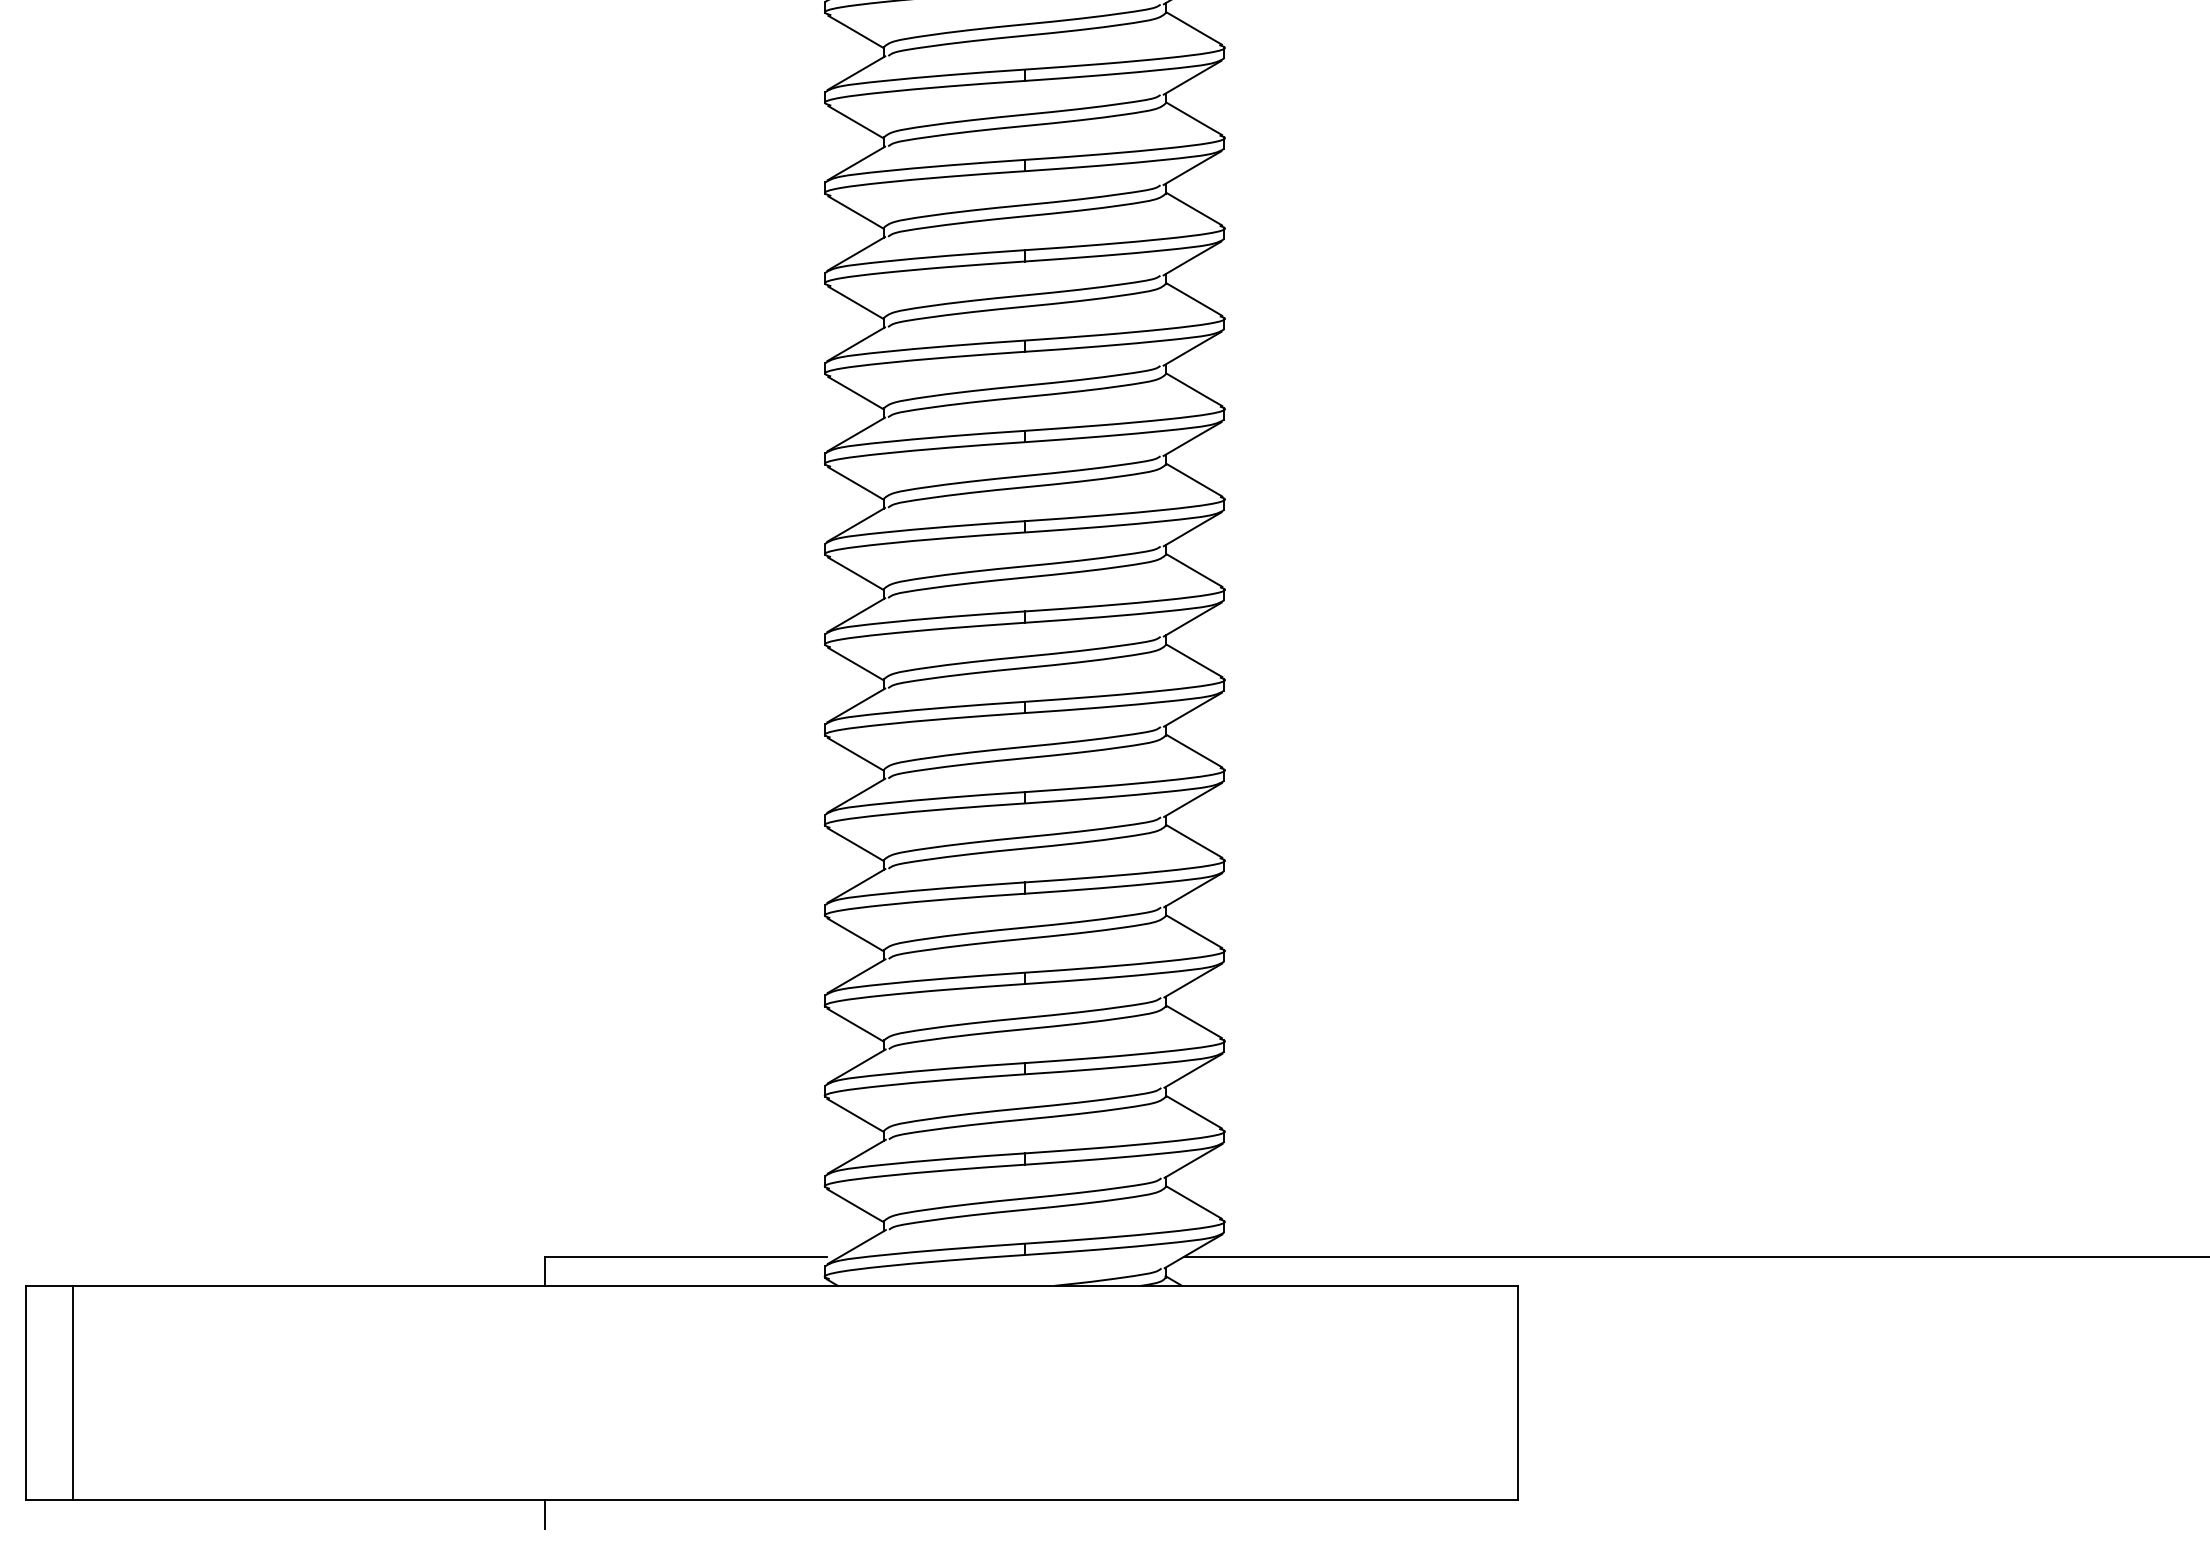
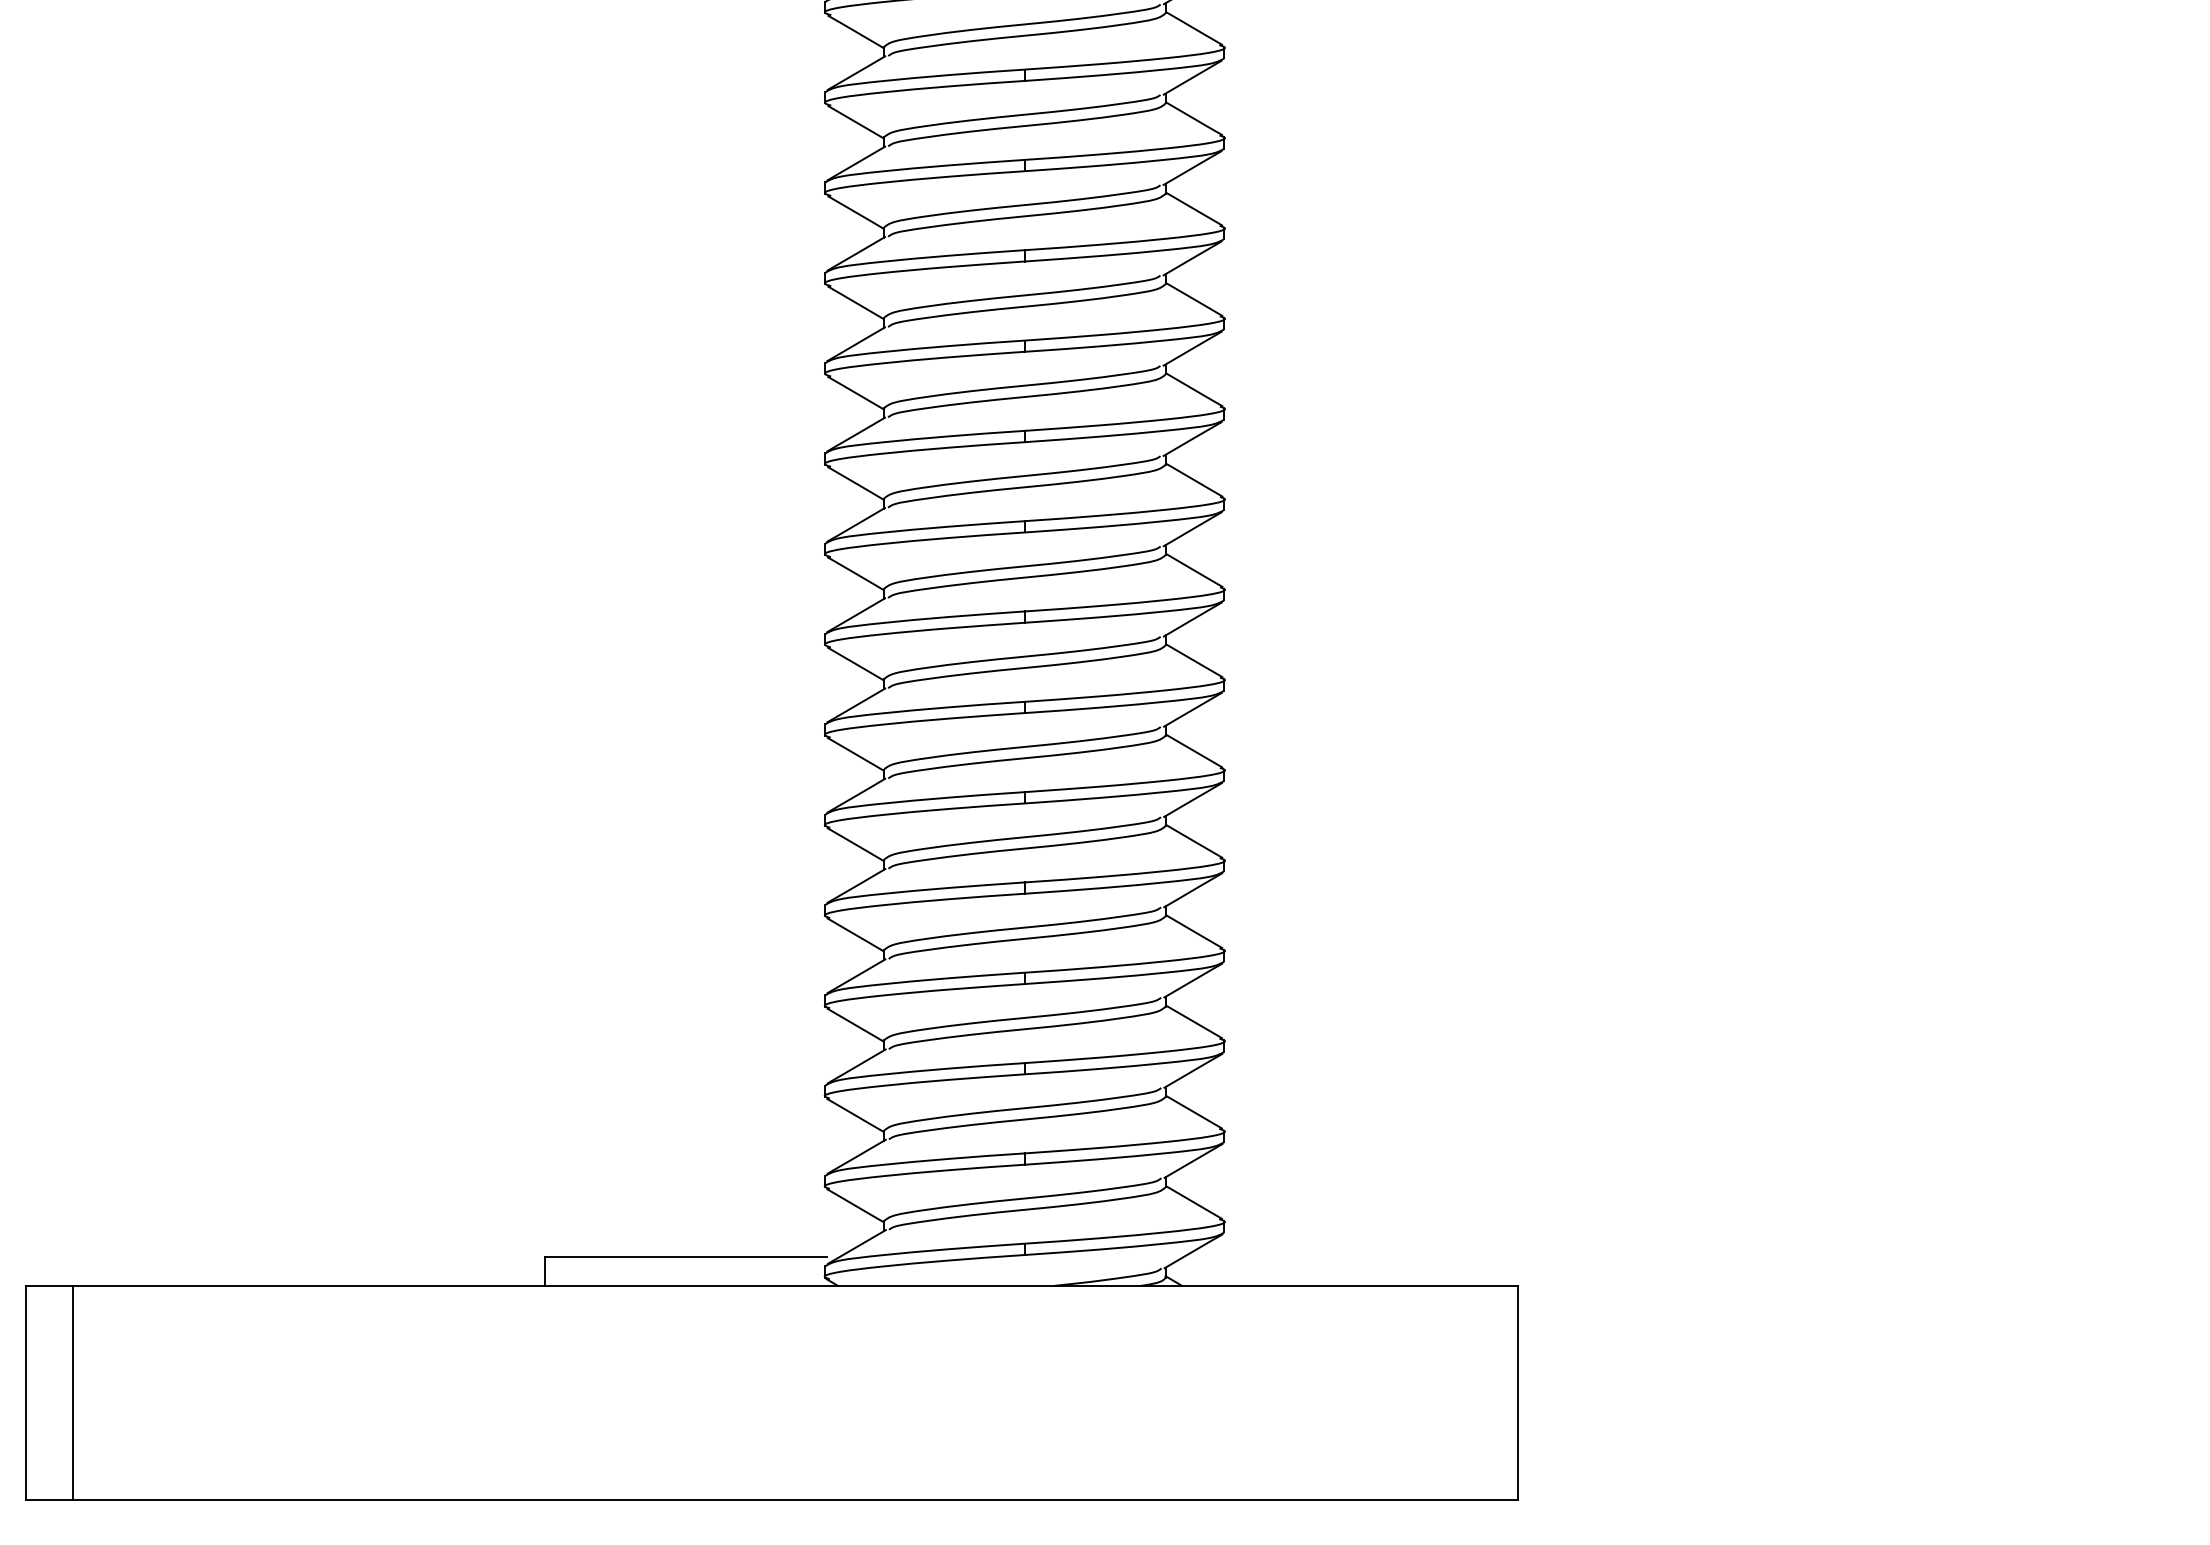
line: present -> none (1694, 1256)
line: present -> none (545, 1513)
